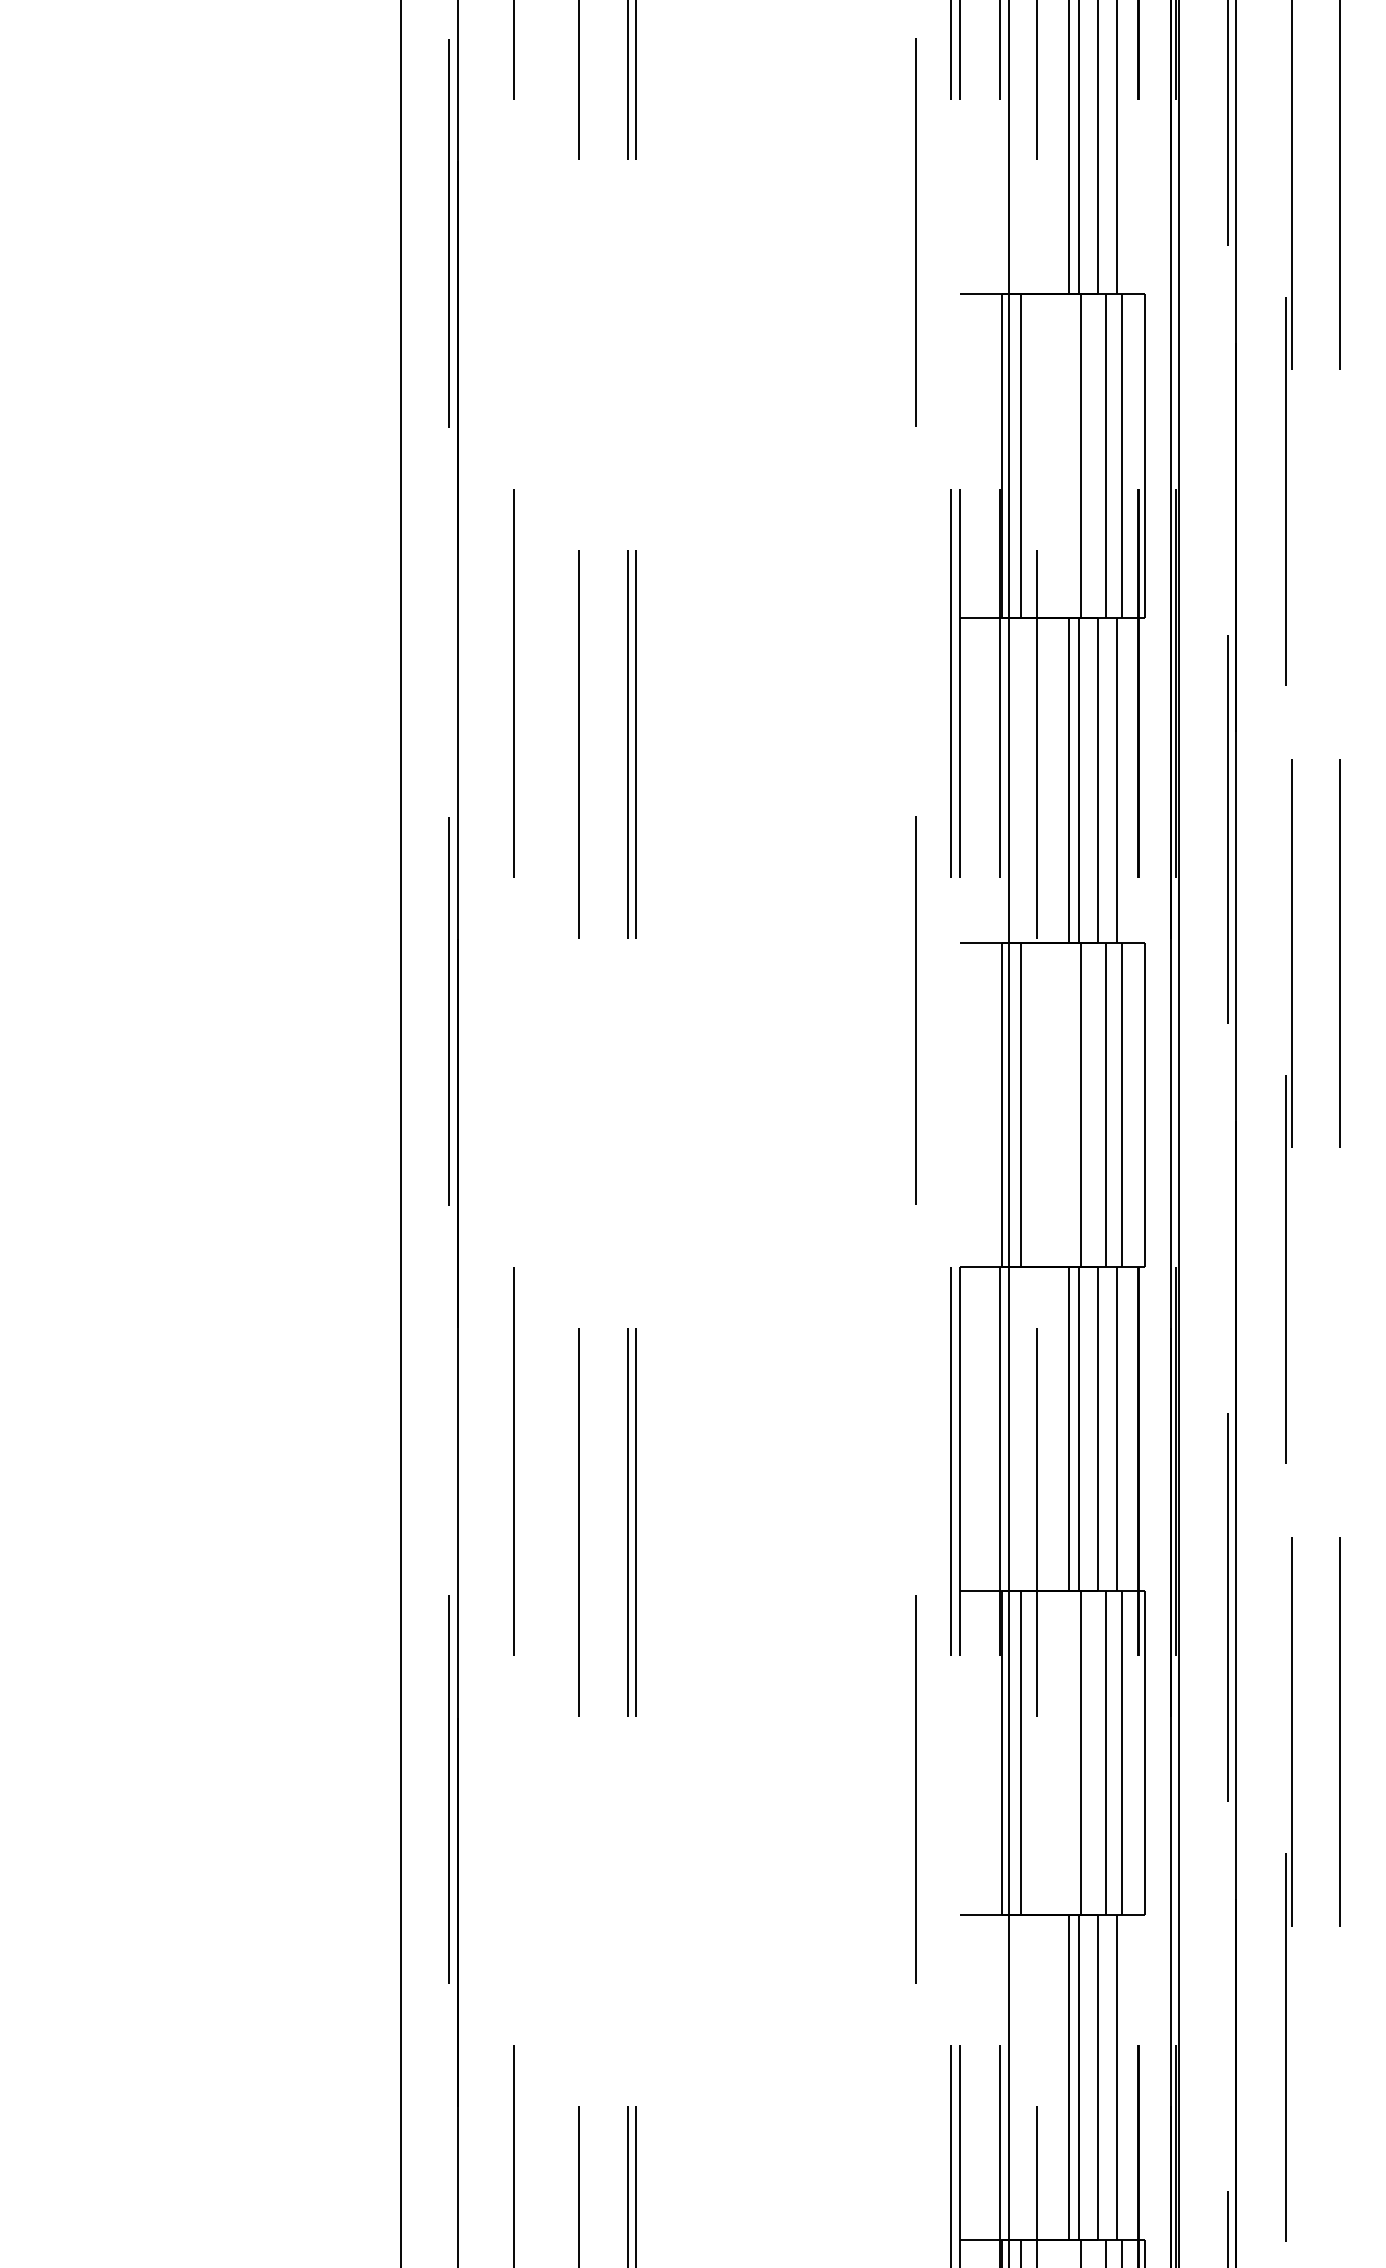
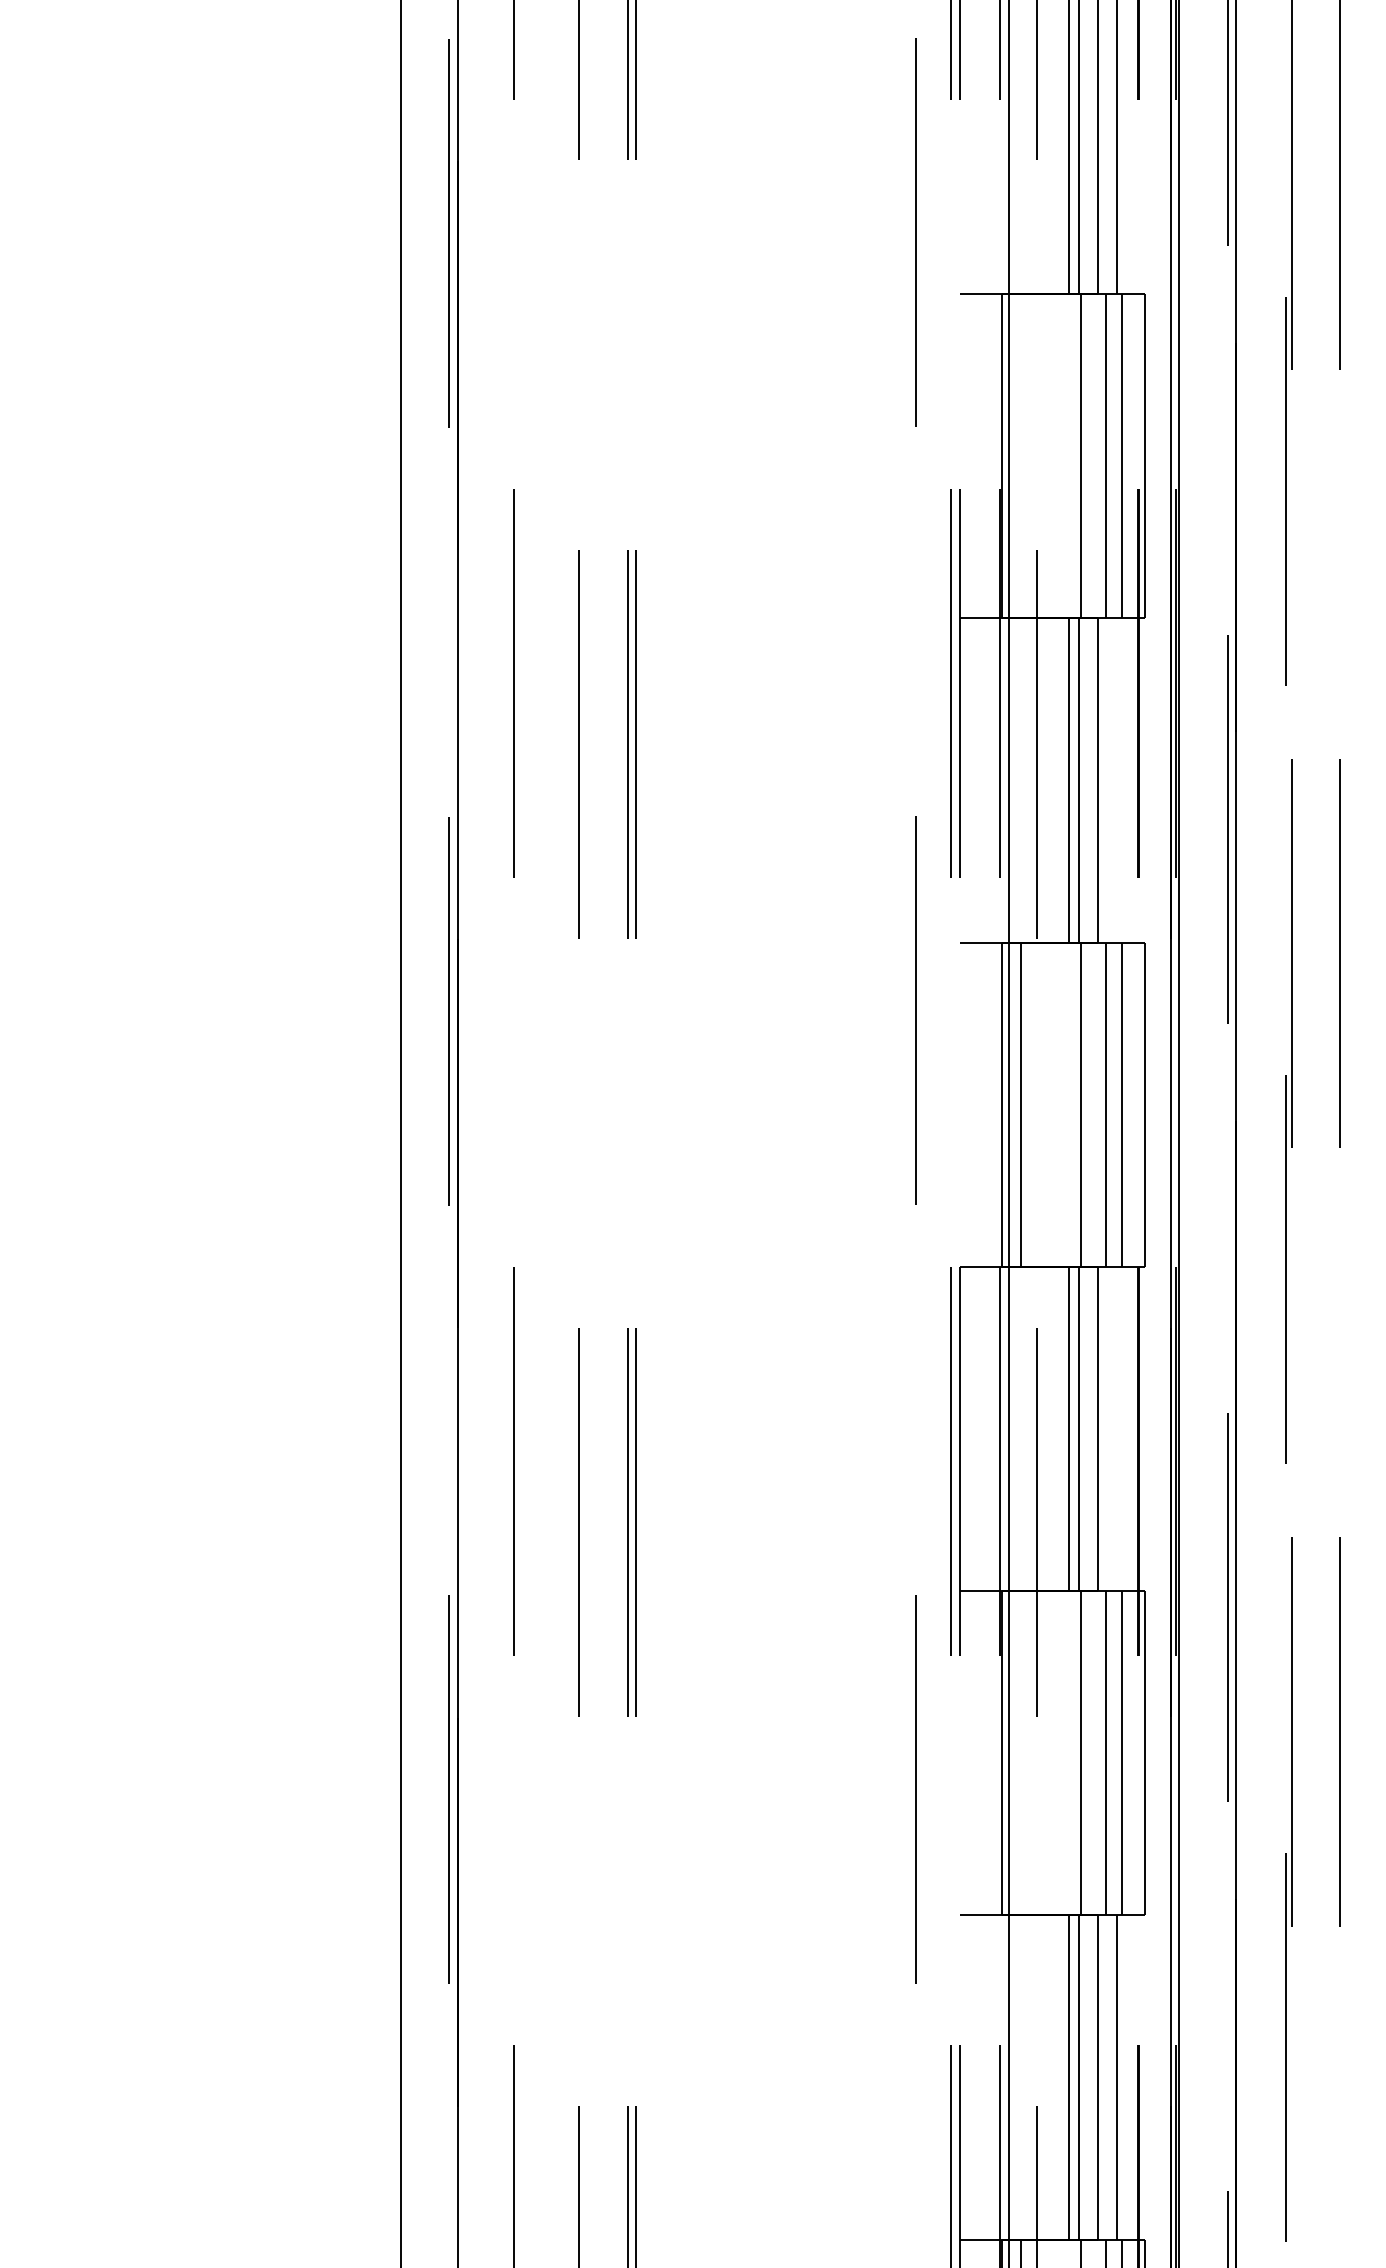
line: present -> none (1021, 456)
line: present -> none (1116, 780)
line: present -> none (1116, 1428)
line: present -> none (1021, 1753)
